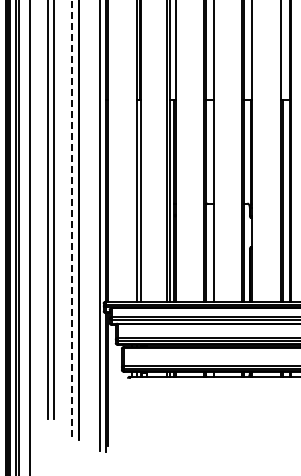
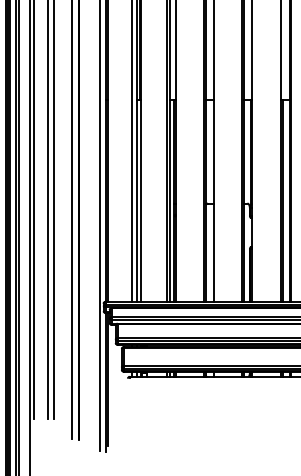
line: none -> present (132, 151)
line: none -> present (33, 210)
line: dashed -> solid (72, 220)
